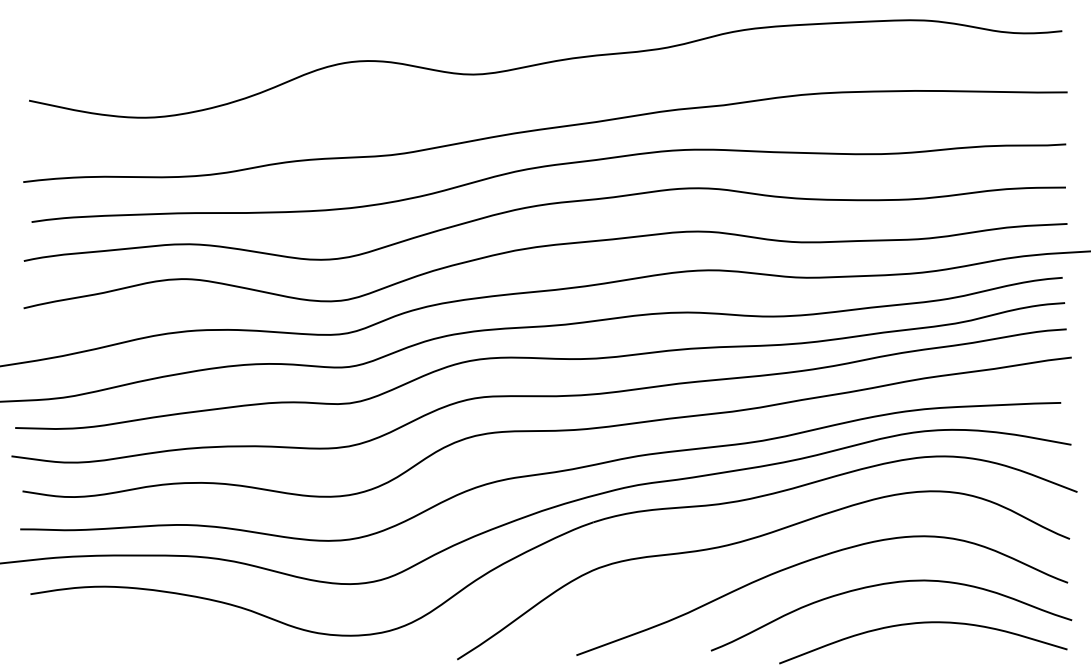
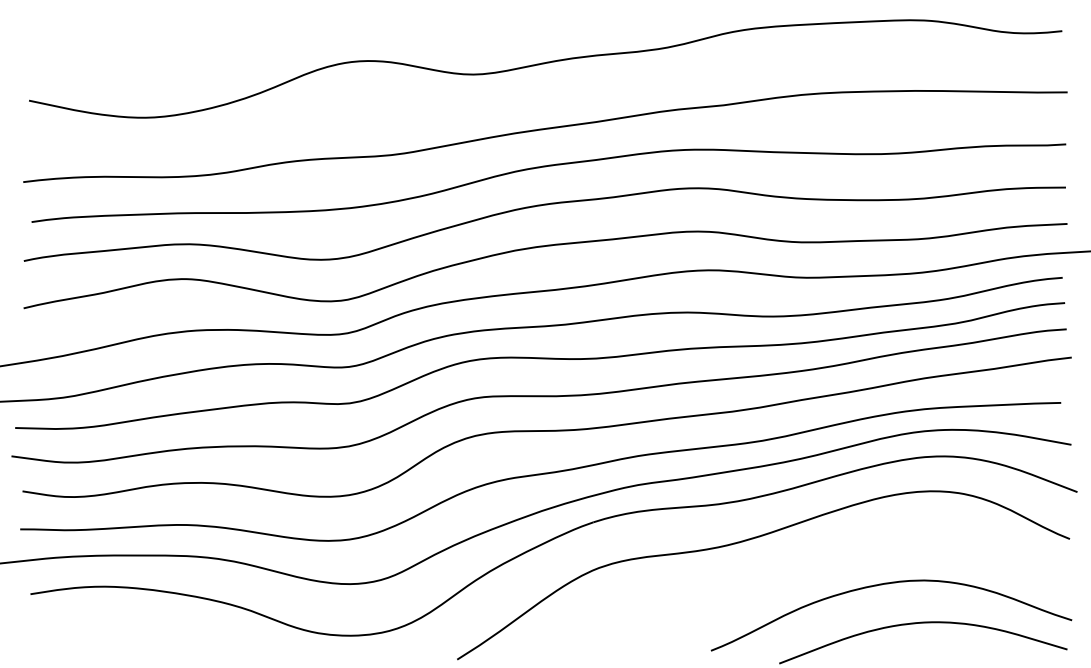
curve: present -> none (812, 560)
